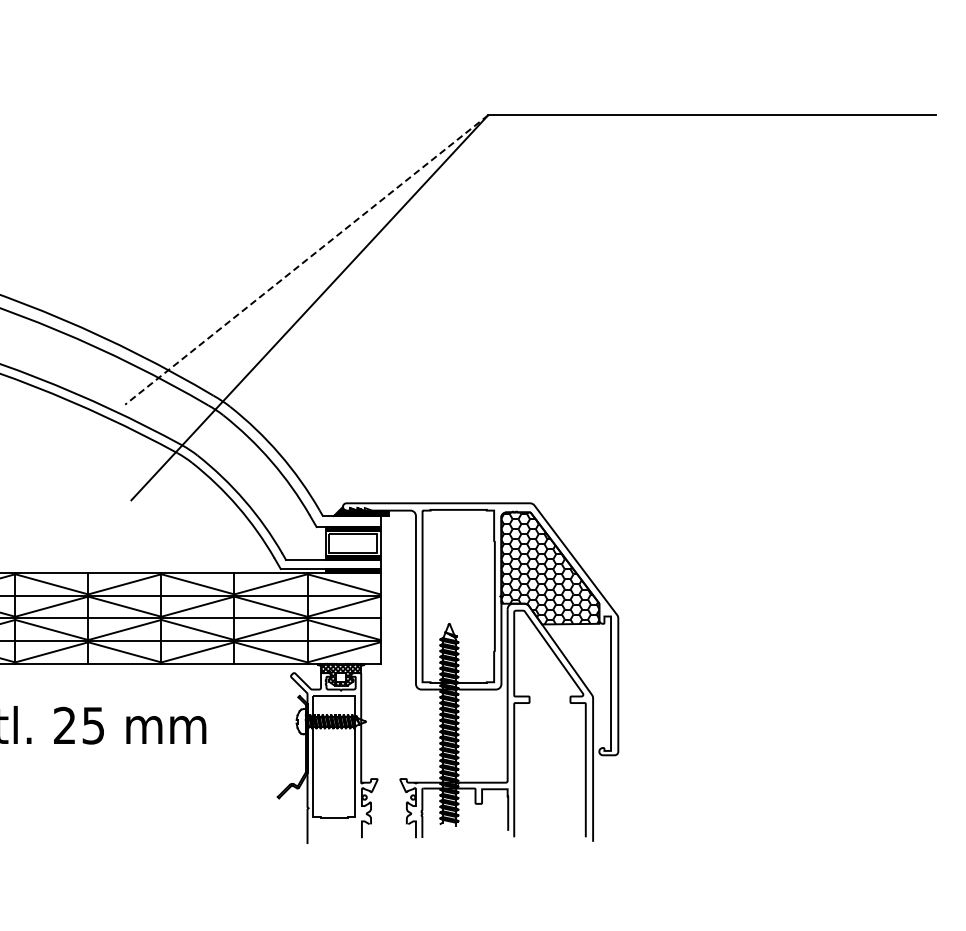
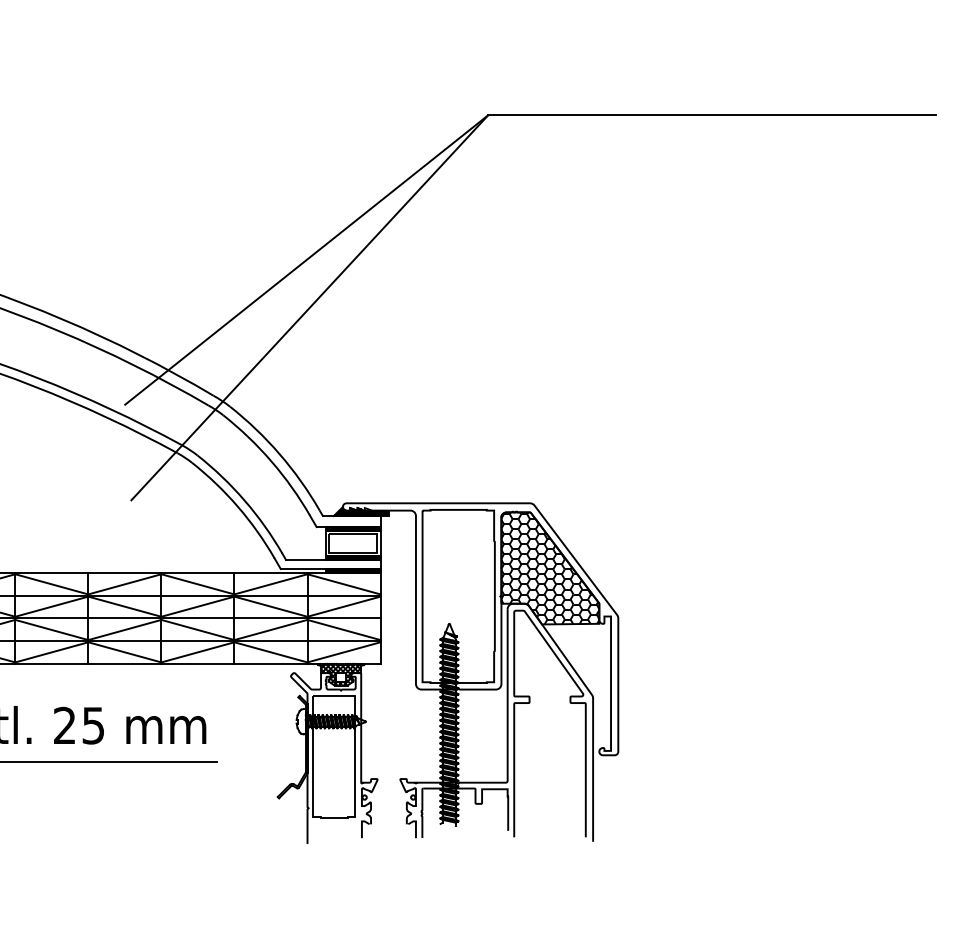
line: dashed -> solid (306, 260)
line: none -> present (109, 762)
